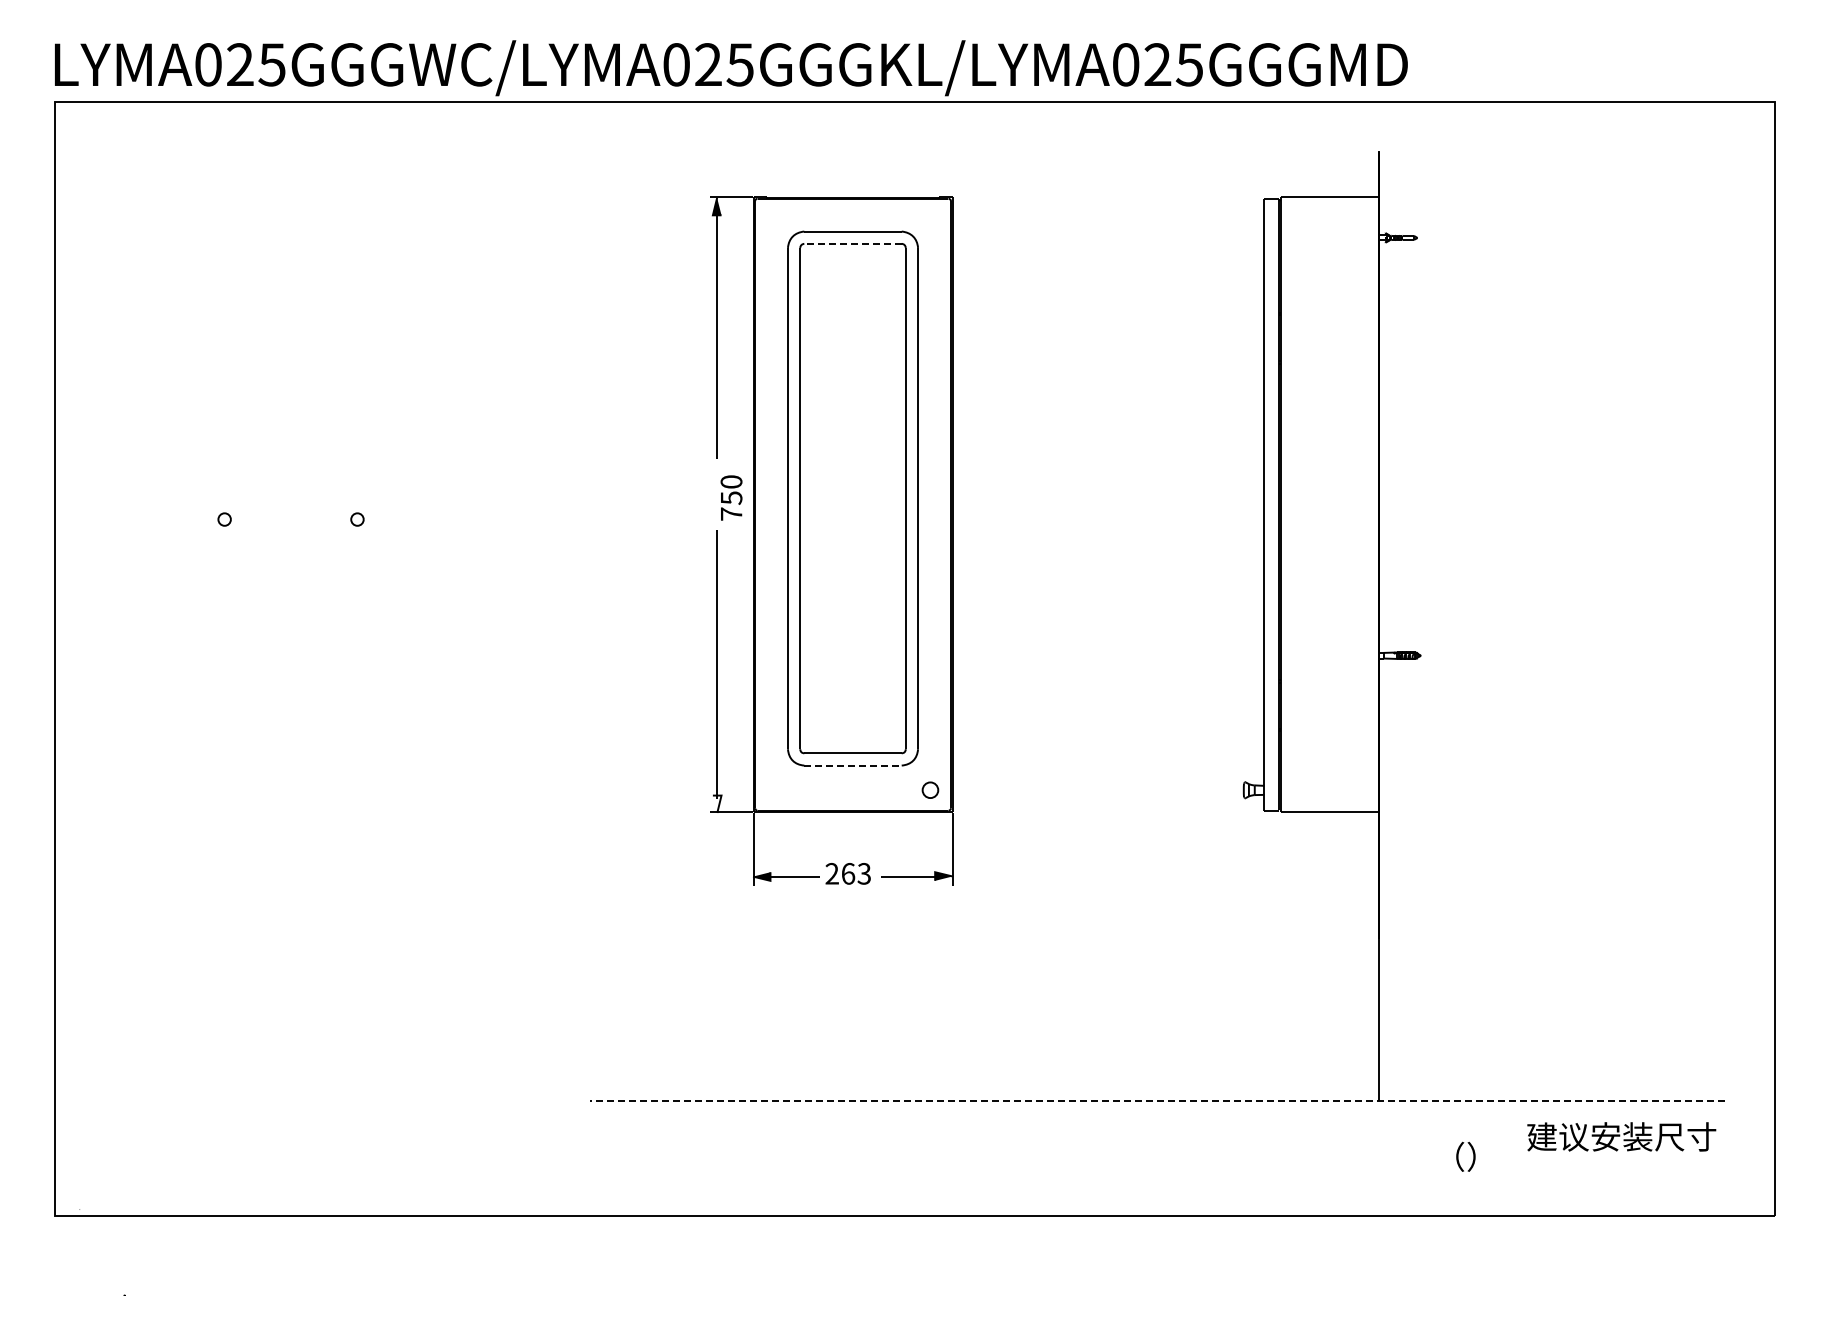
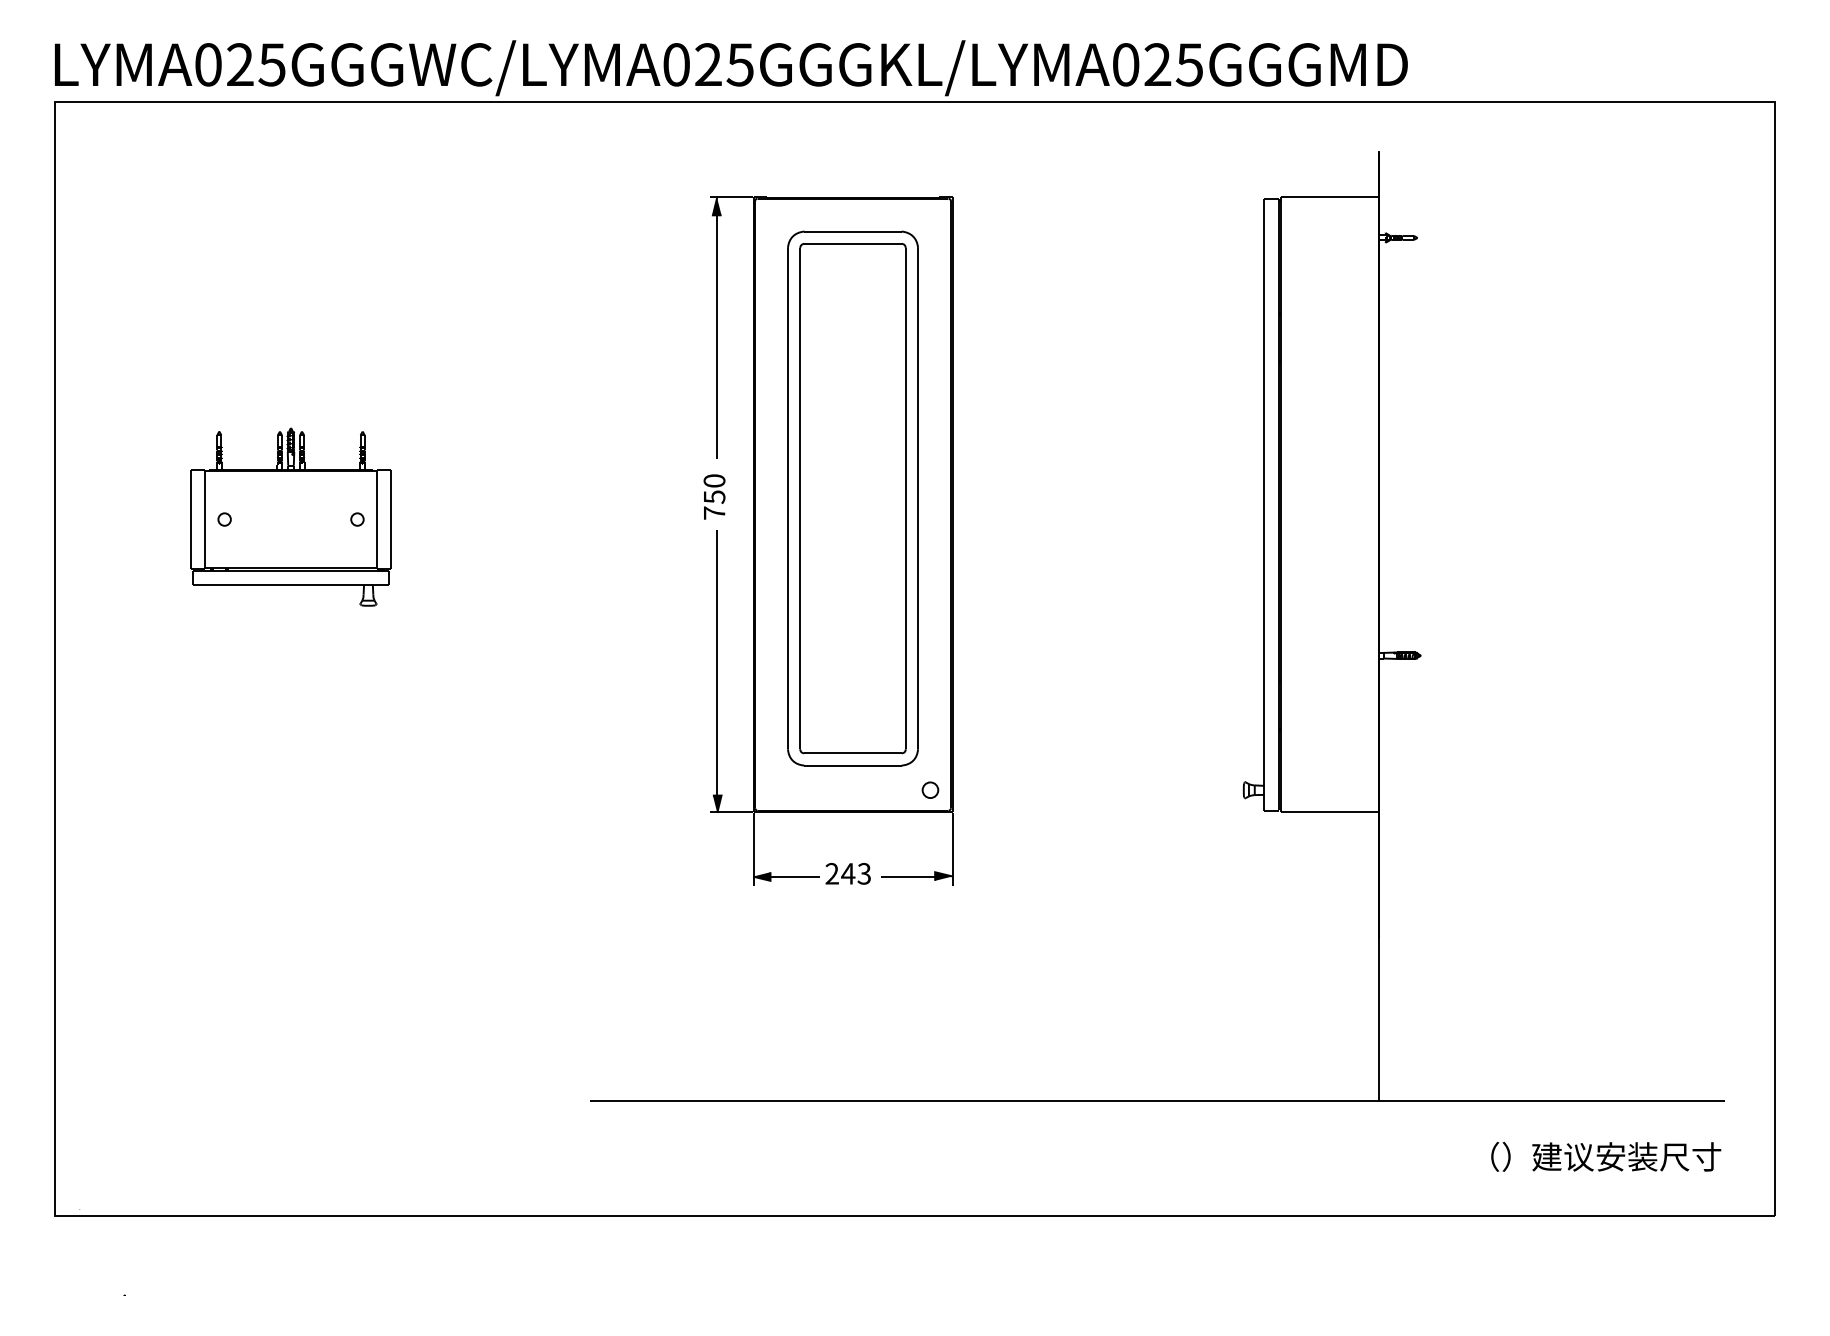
line: dashed -> solid (853, 243)
text position: (731, 497) -> (714, 496) (714, 496)
part: none -> present (290, 516)
line: dashed -> solid (853, 765)
fill: none -> present (716, 803)
text: 263 -> 243 (848, 873)
line: dashed -> solid (1156, 1100)
text position: (1621, 1136) -> (1626, 1156) (1626, 1156)
text position: (1465, 1156) -> (1500, 1156) (1500, 1156)
